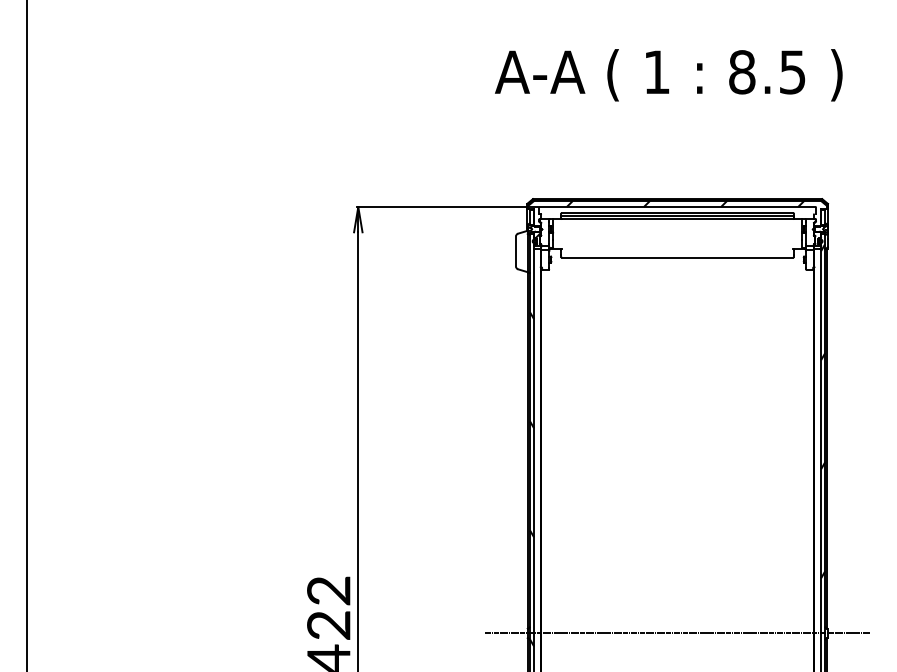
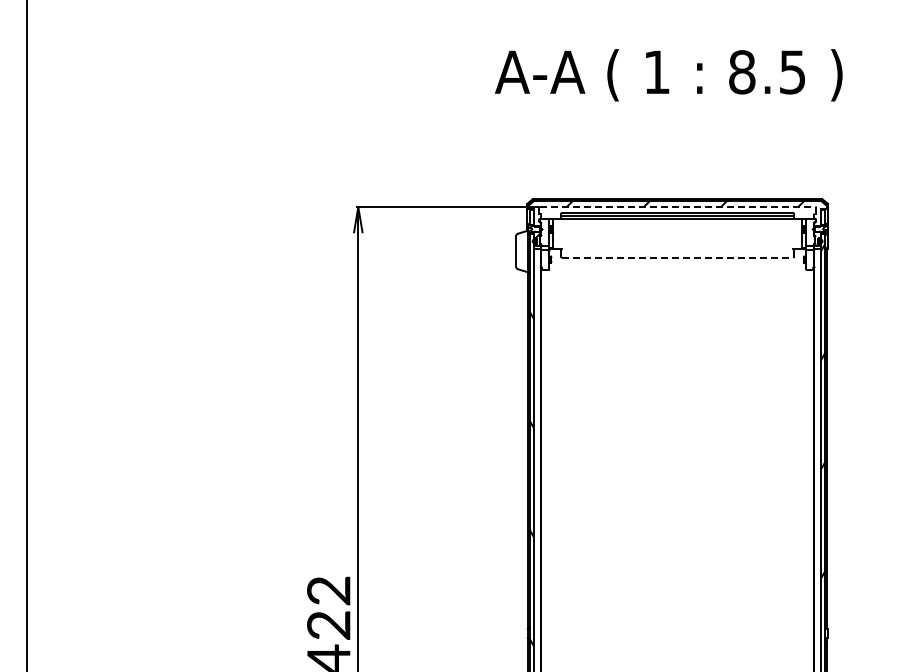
line: solid -> dashed (677, 207)
line: solid -> dashed (677, 257)
line: present -> none (677, 633)
